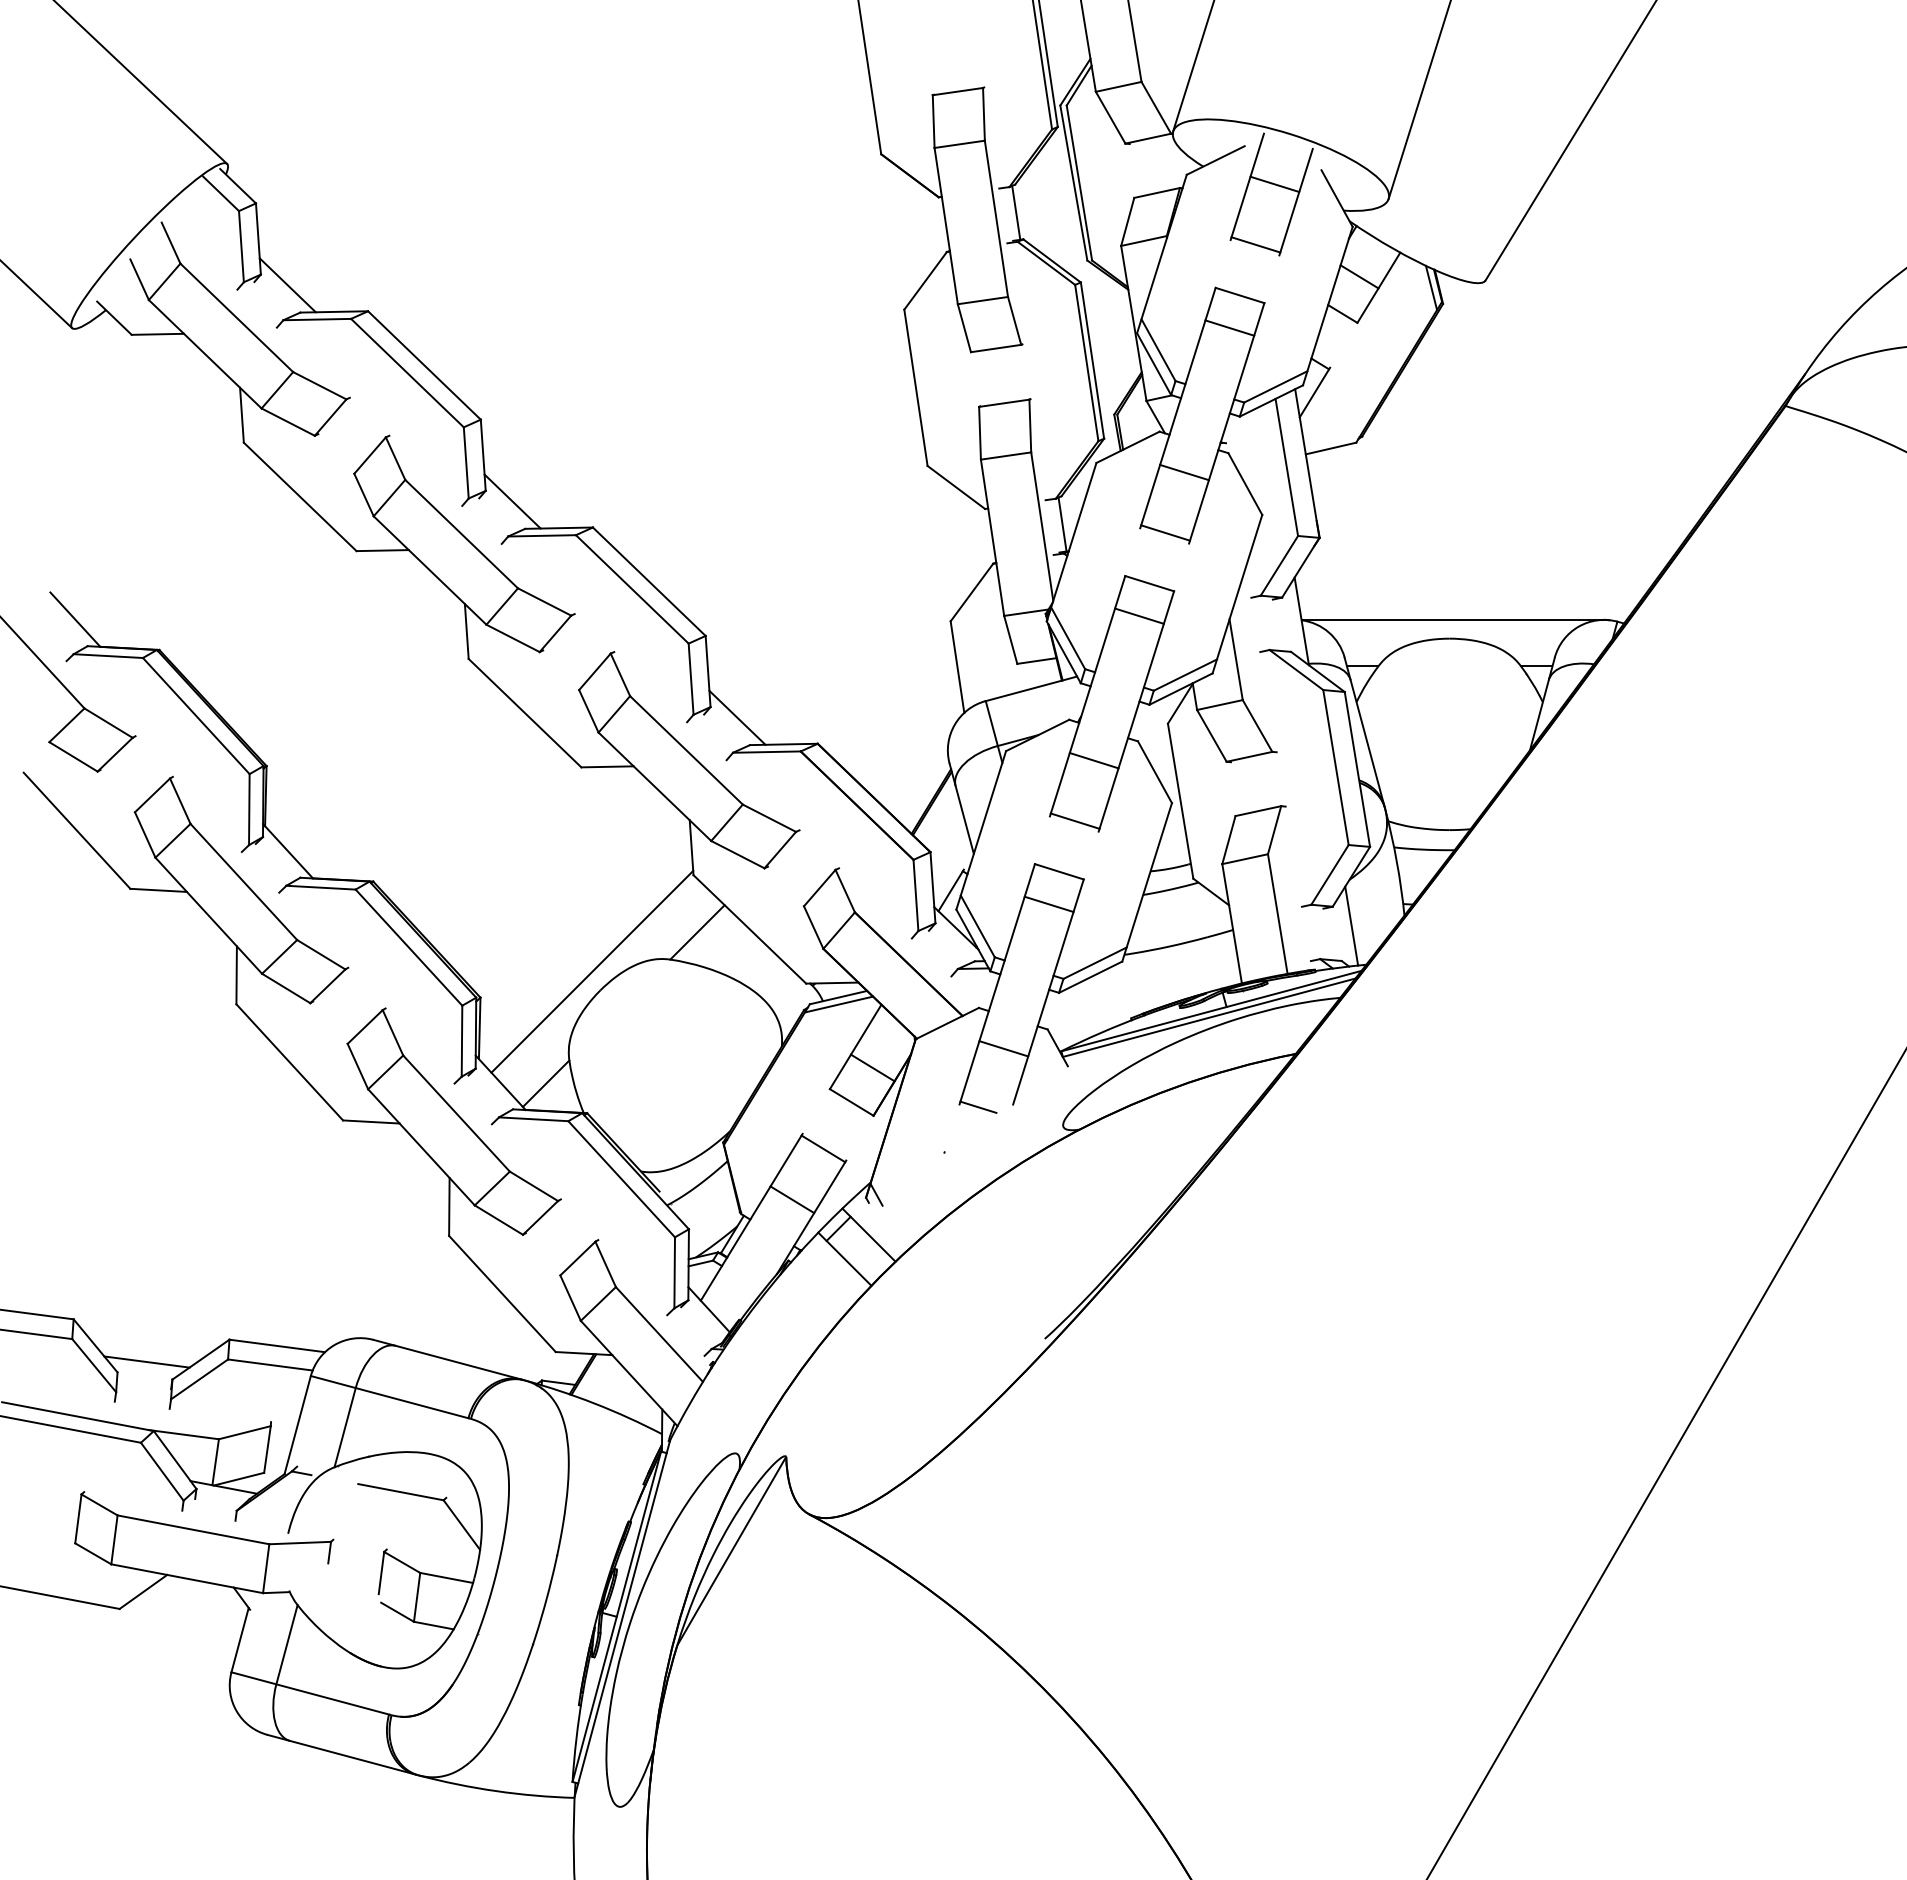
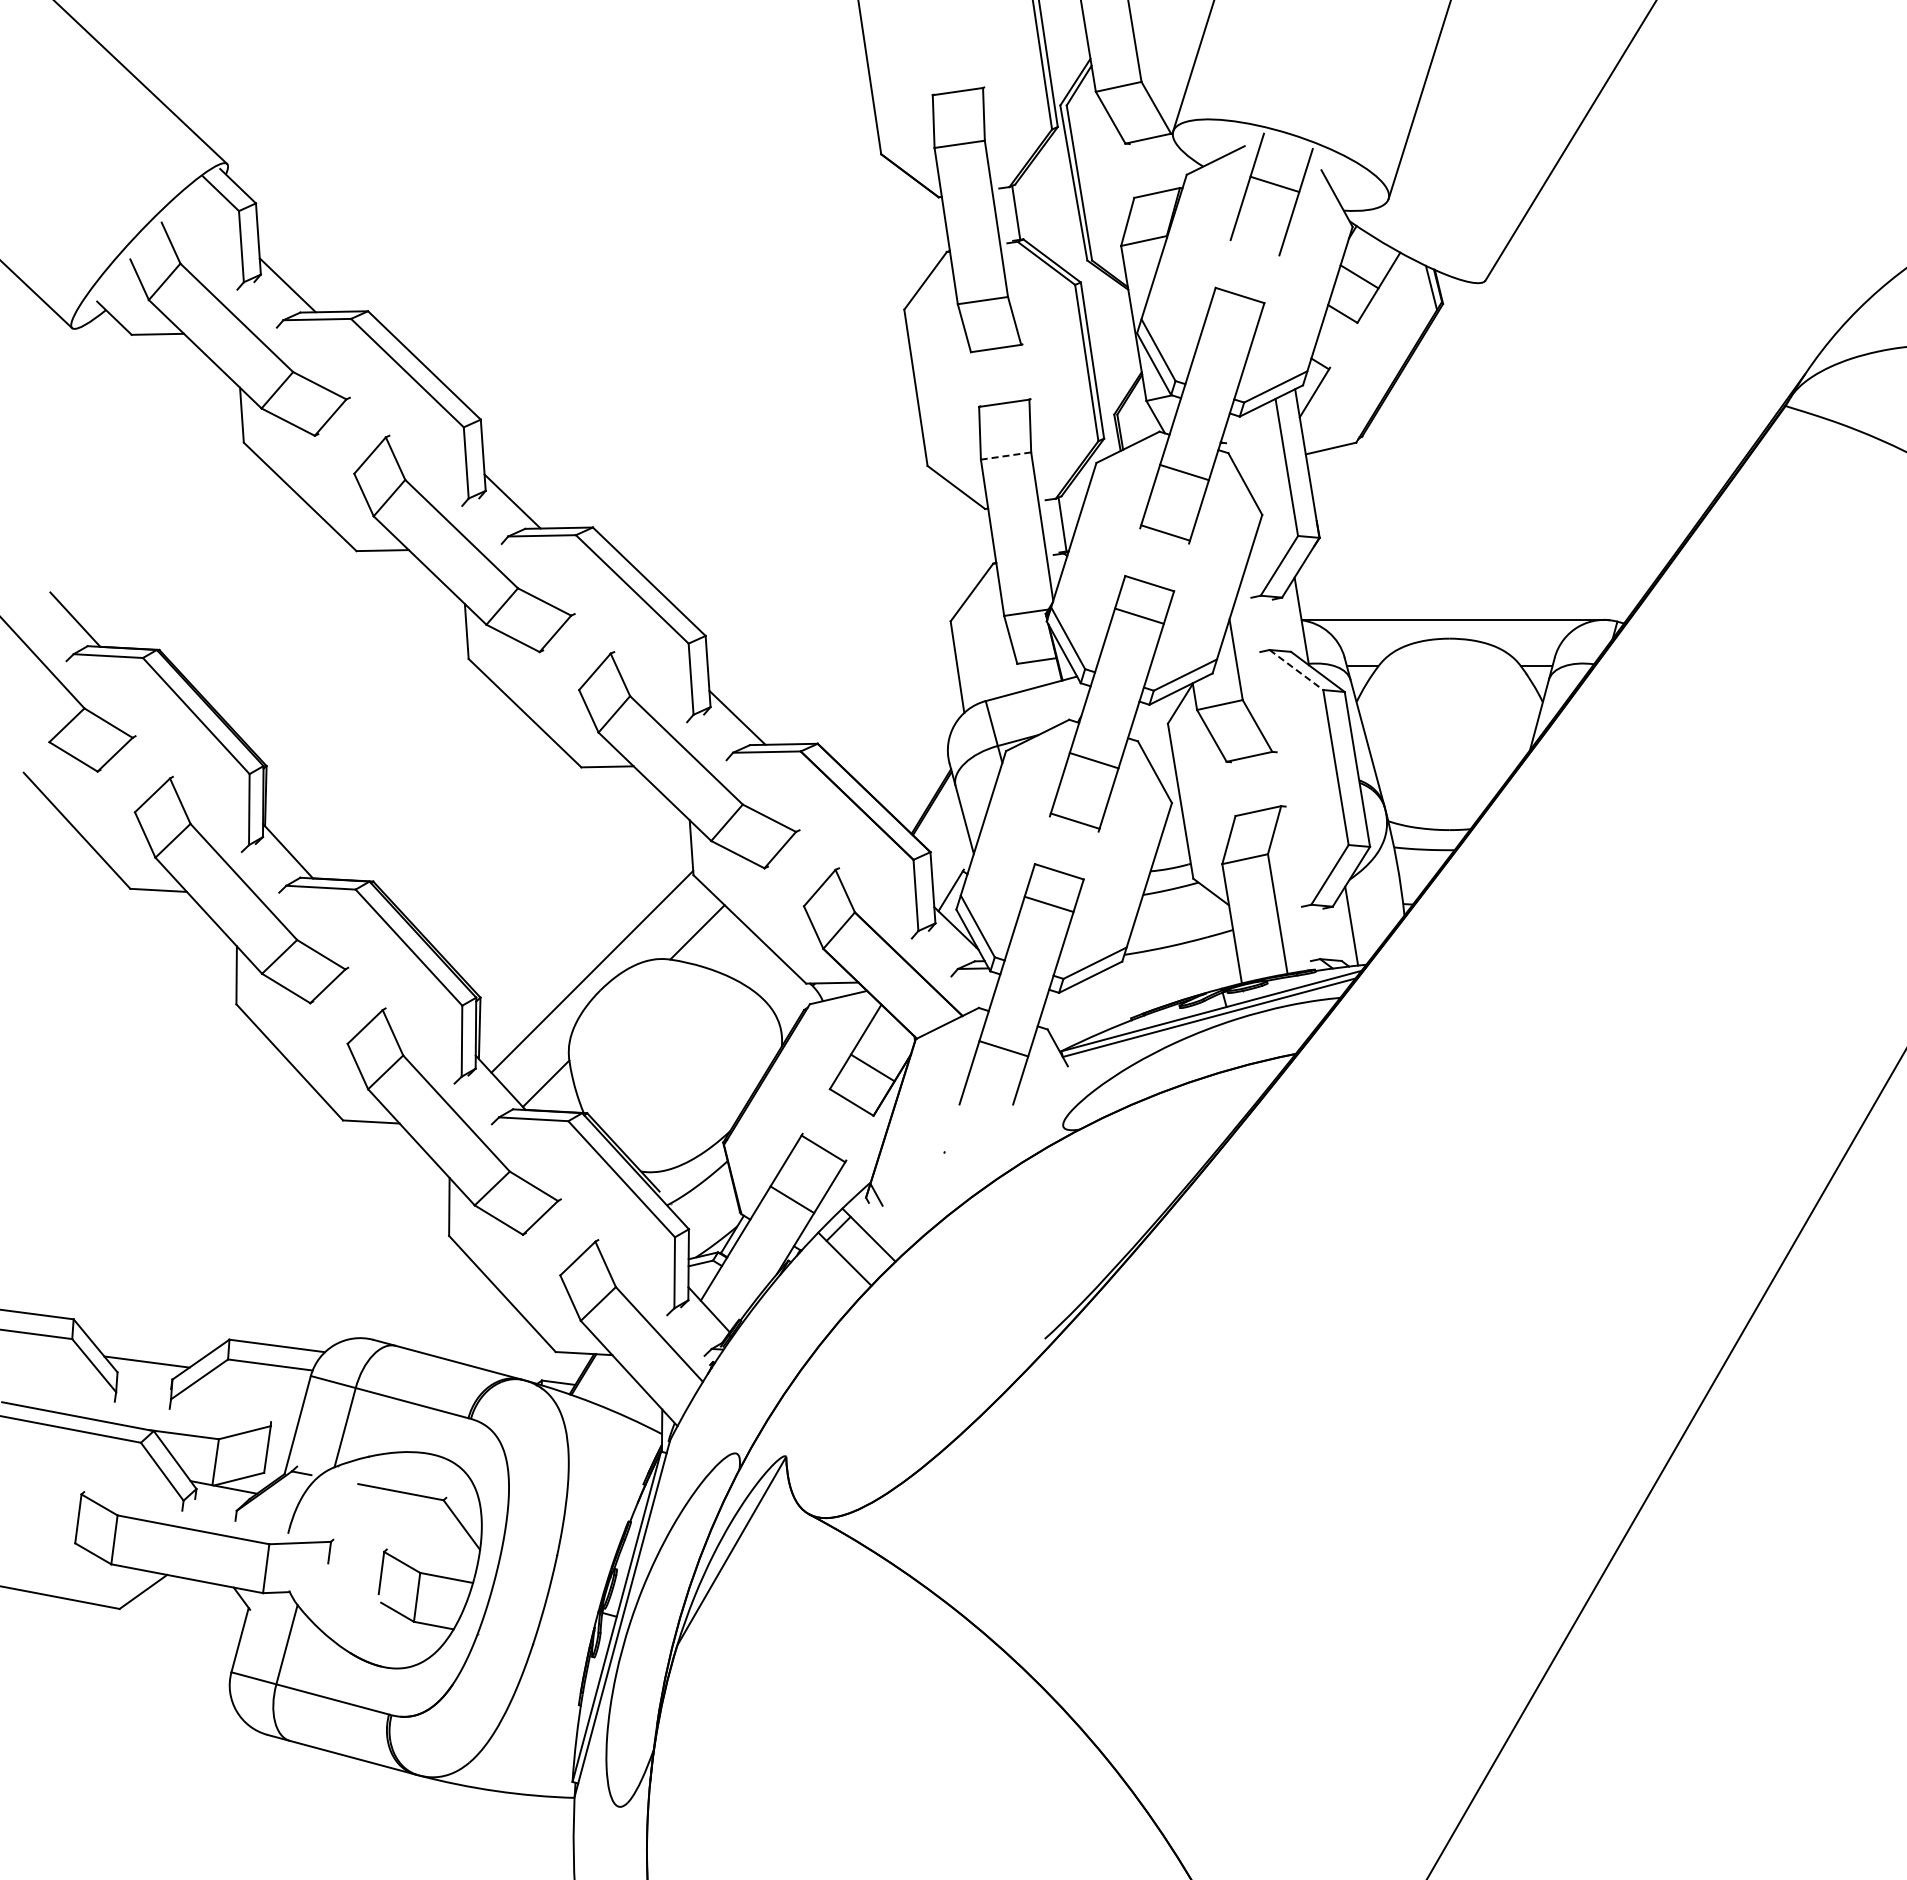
line: present -> none (1255, 244)
line: present -> none (1229, 327)
line: solid -> dashed (1005, 456)
line: solid -> dashed (1296, 670)
line: present -> none (838, 1004)
line: present -> none (978, 1106)
